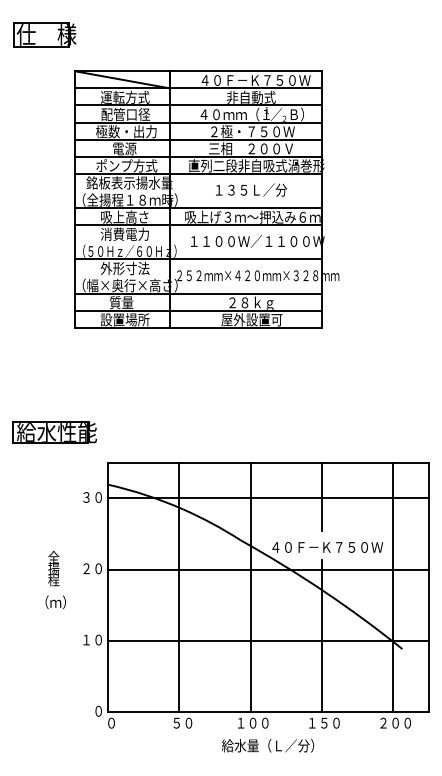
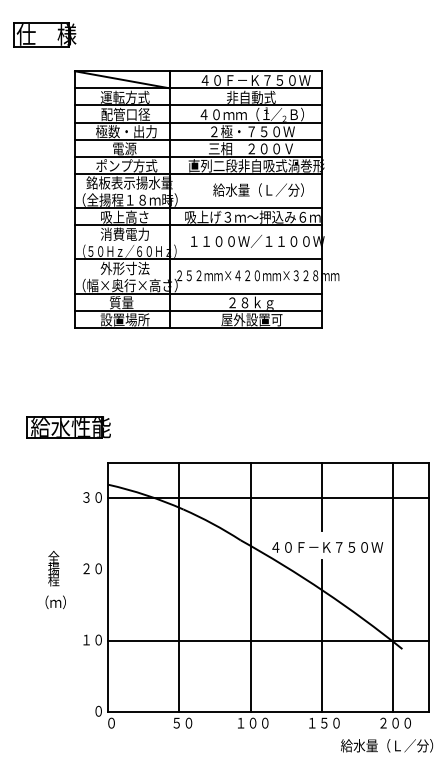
text: １３５Ｌ／分 -> 給水量（Ｌ／分） (258, 189)
part position: (54, 432) -> (68, 427) (68, 427)
line: present -> none (268, 569)
text position: (268, 745) -> (387, 745) (387, 745)
